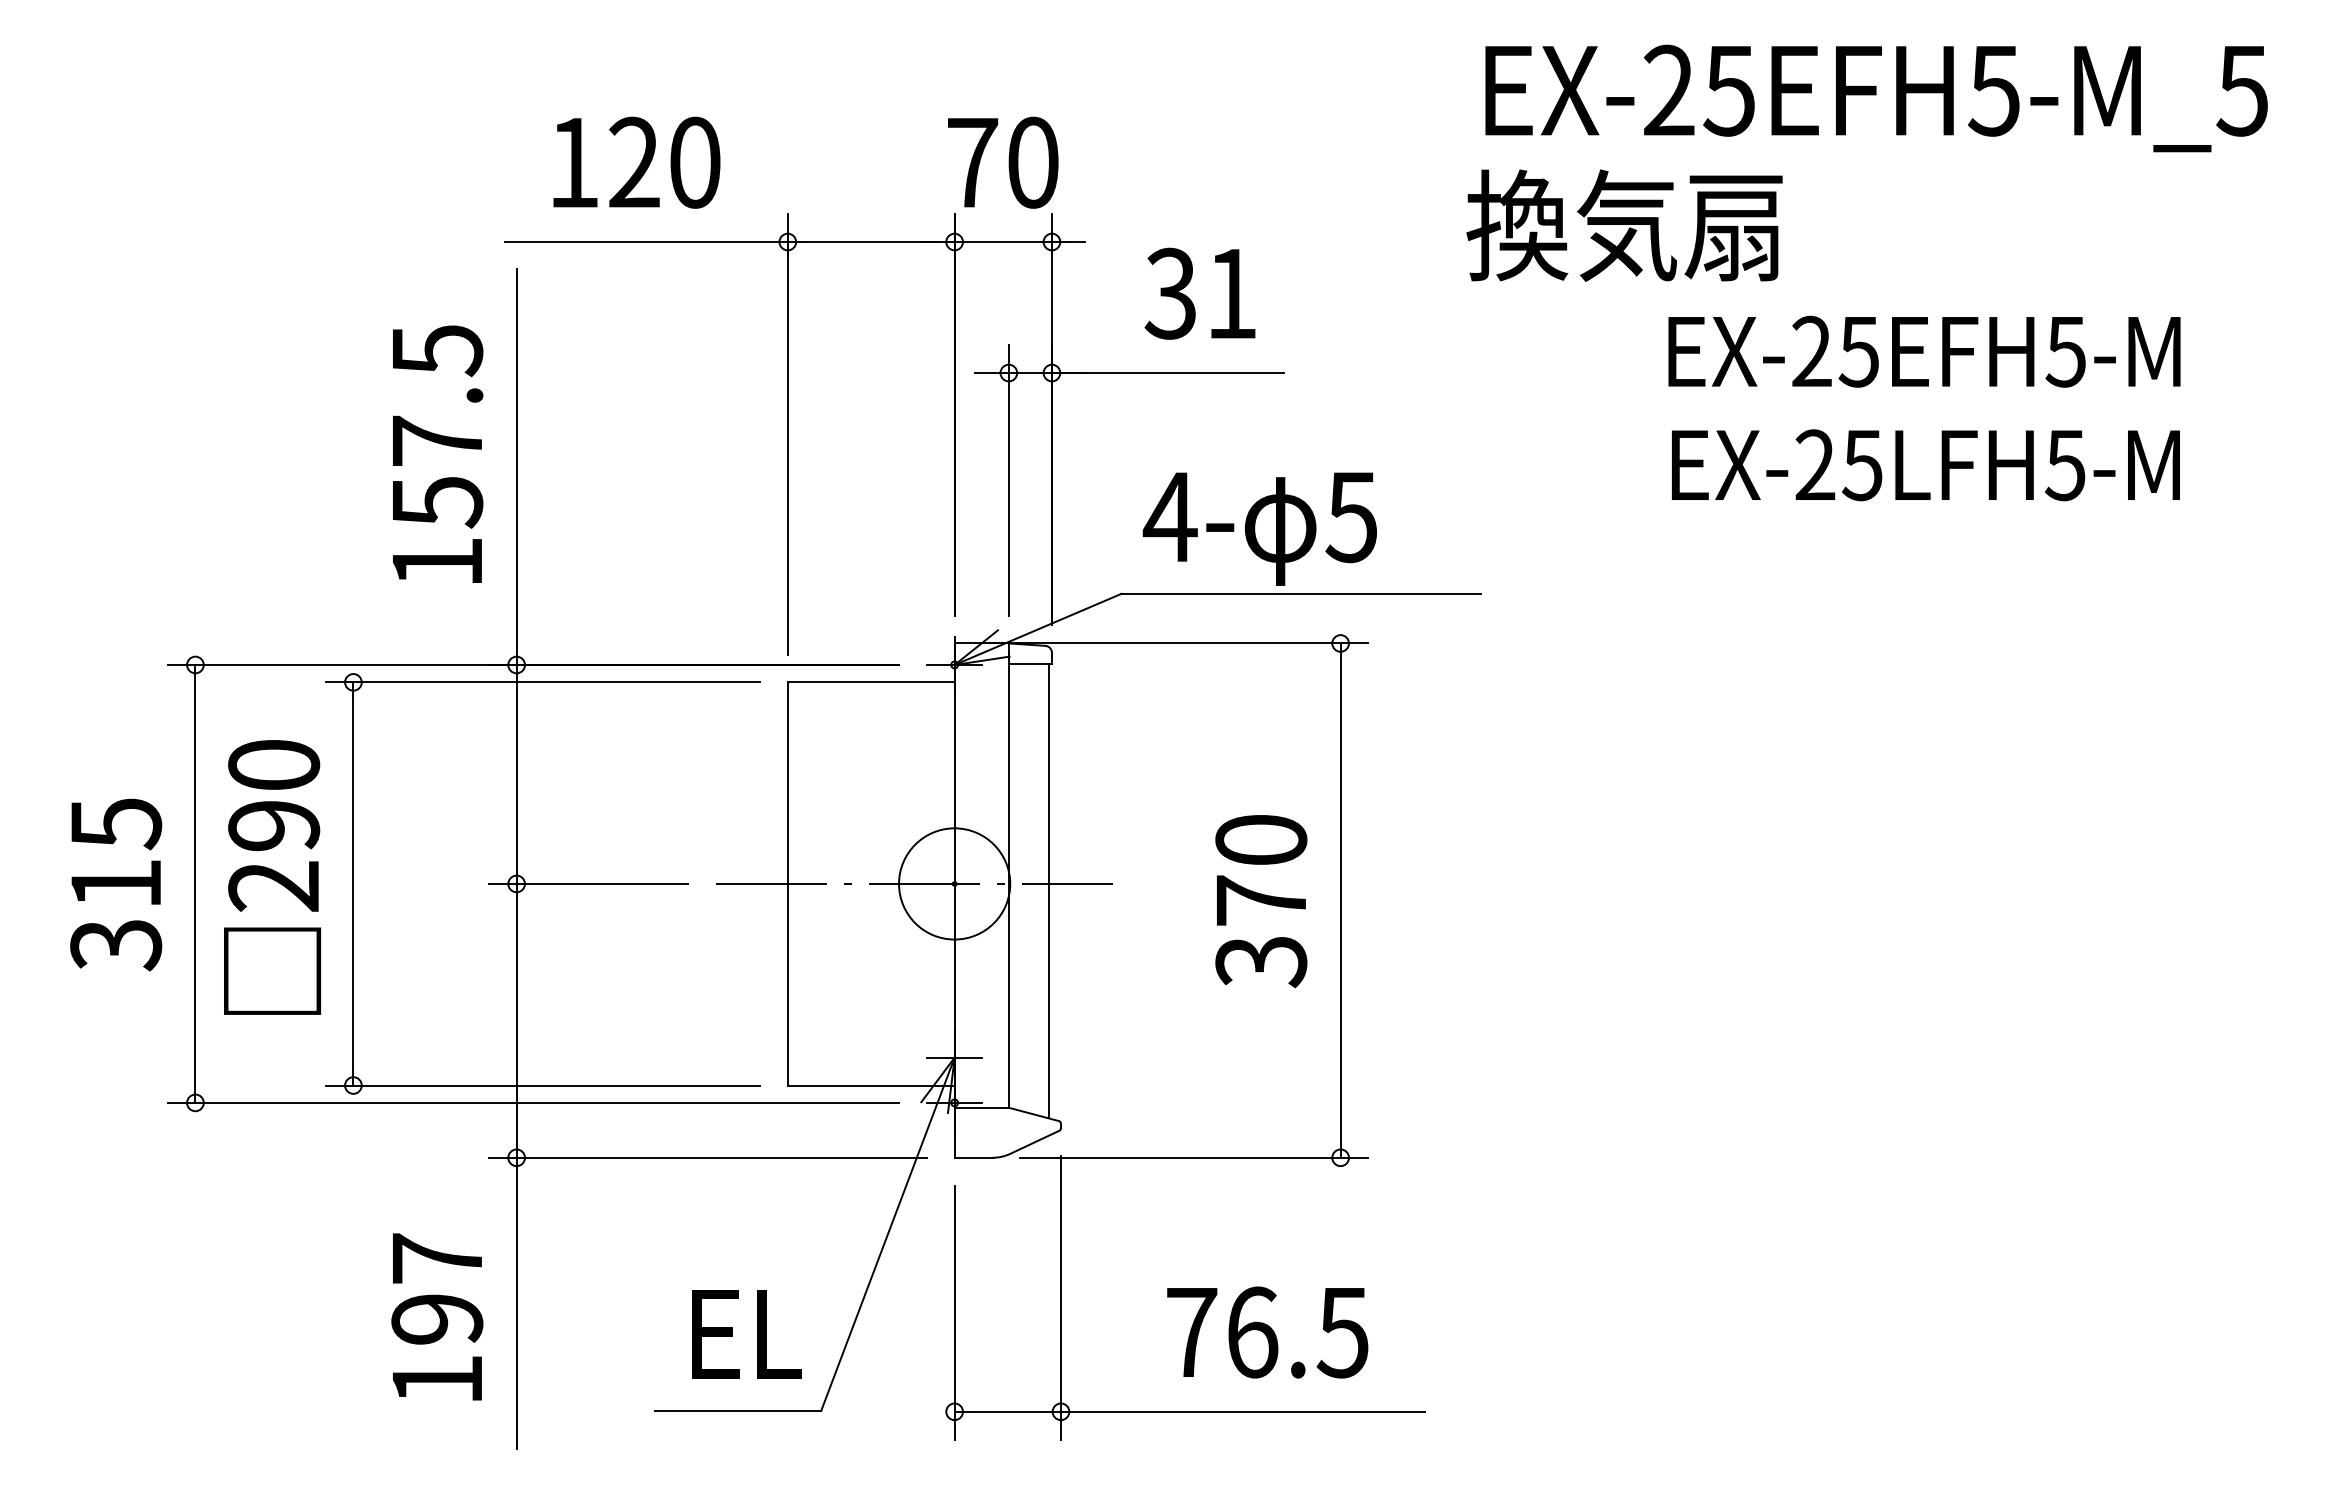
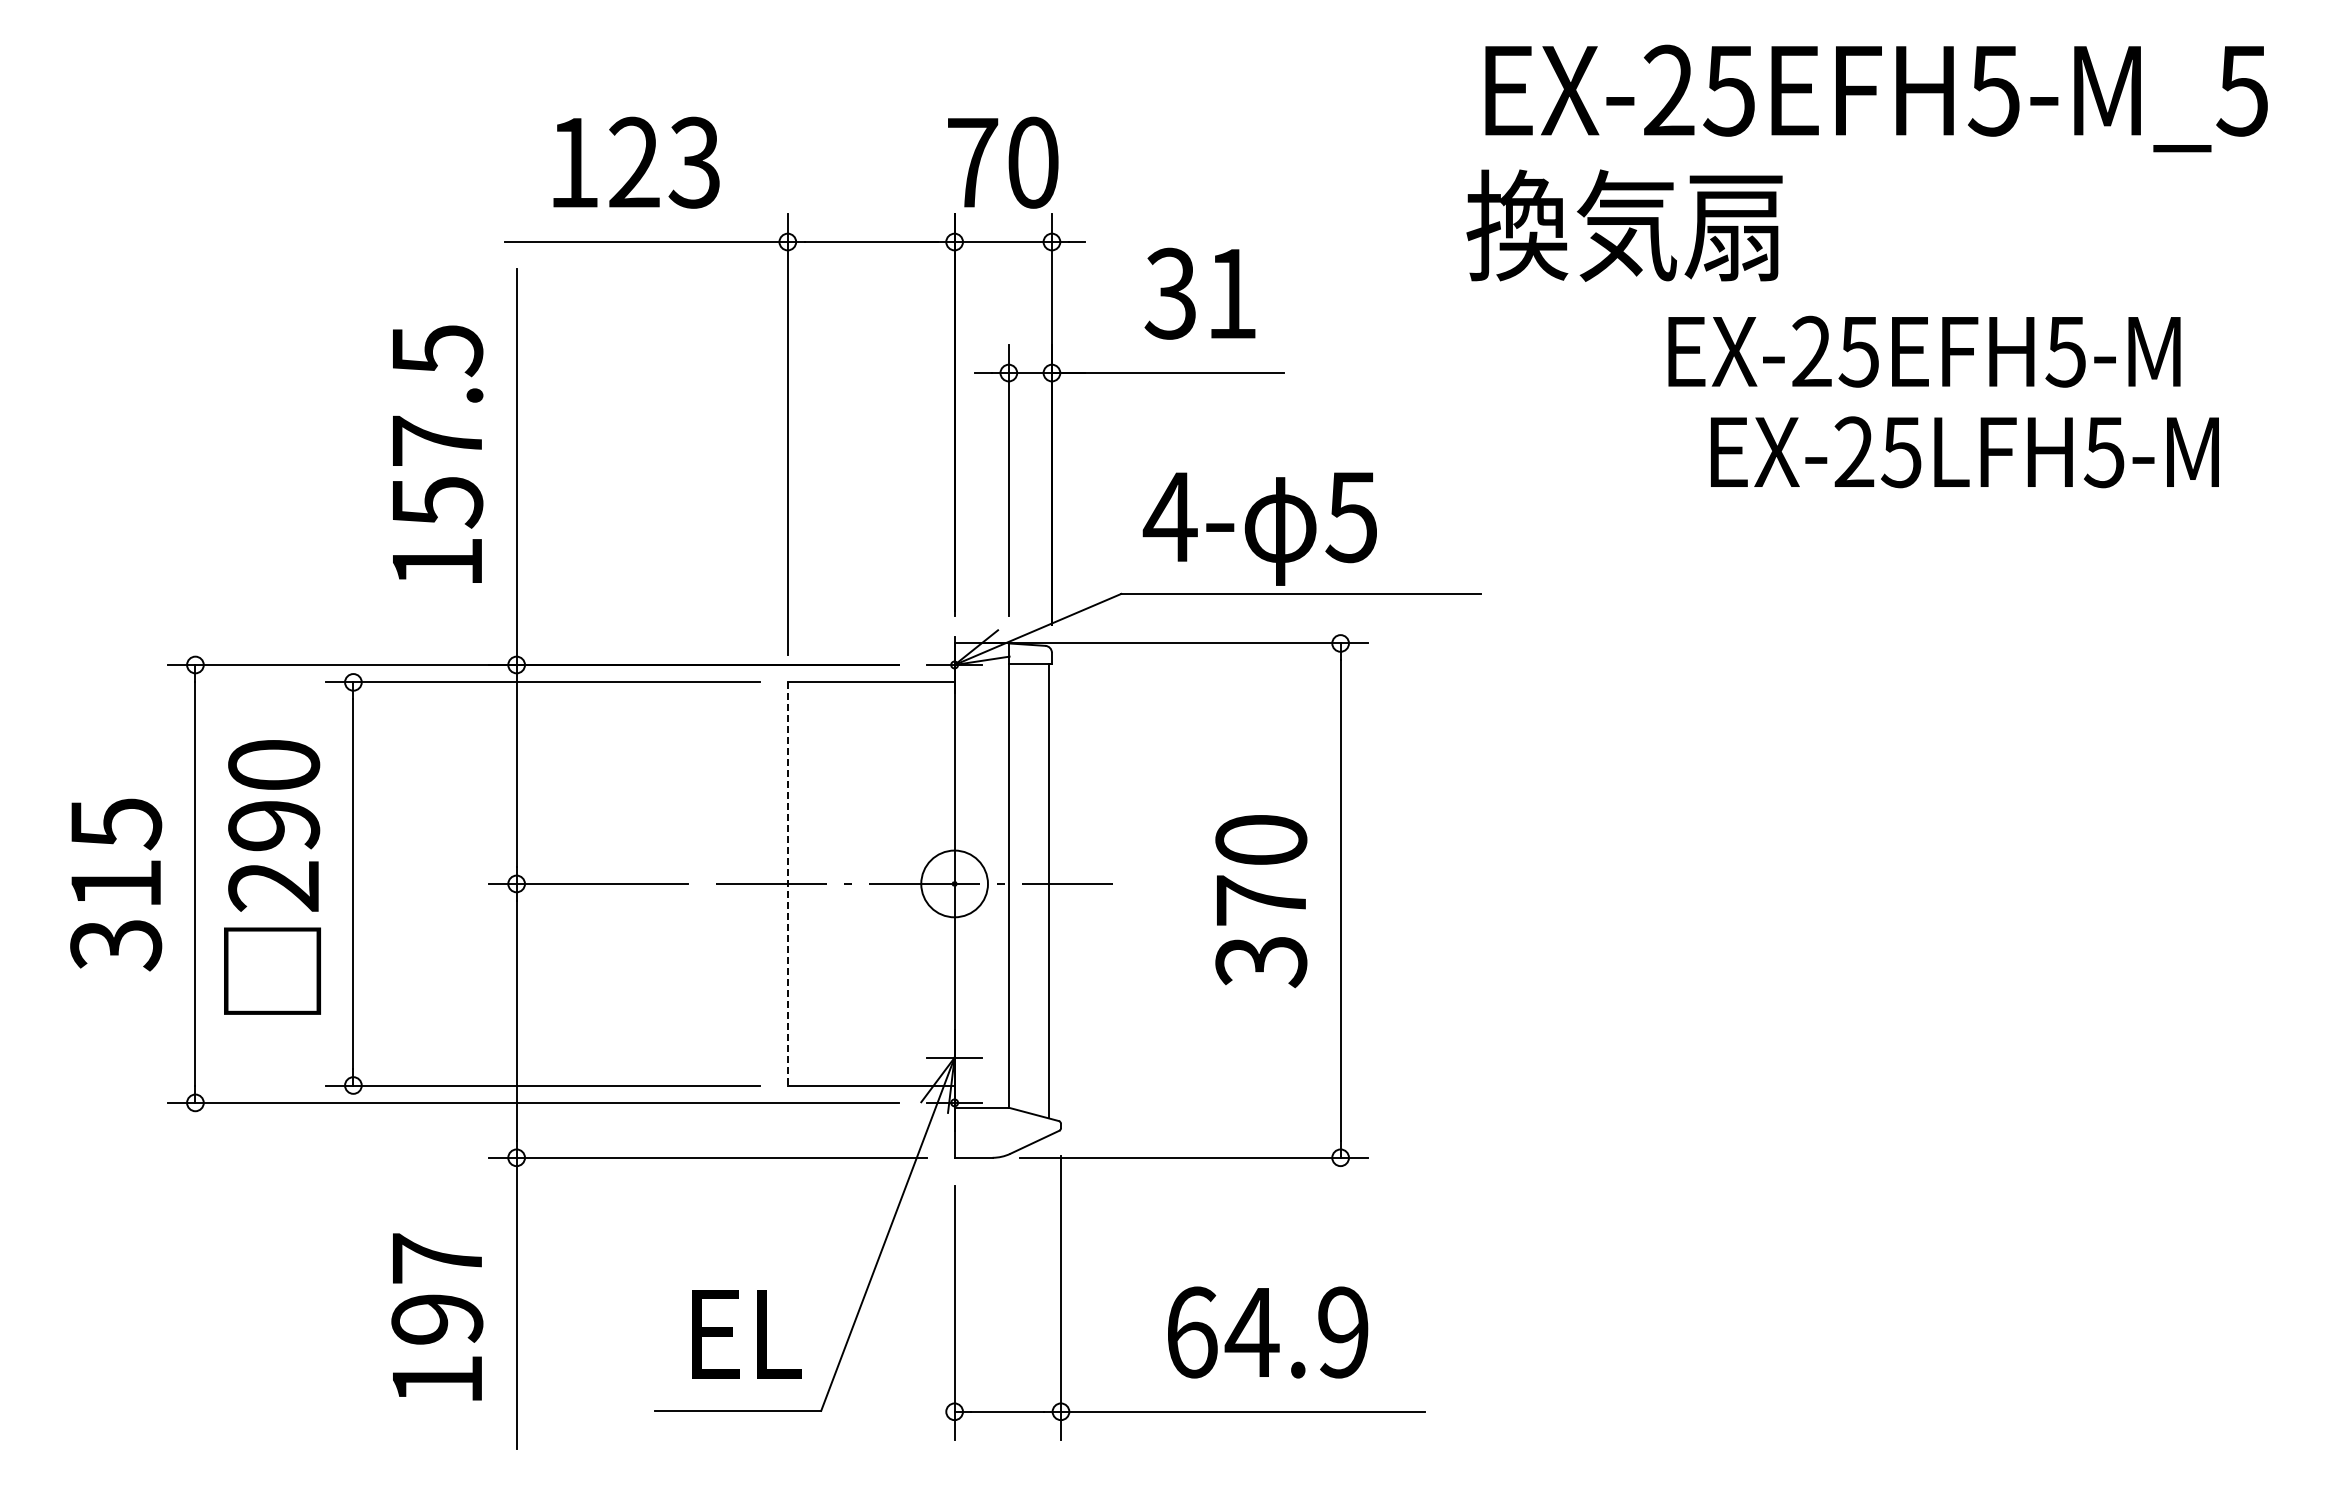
text: 120 -> 123 (694, 162)
text position: (1925, 465) -> (1964, 452) (1964, 452)
line: solid -> dashed (787, 883)
circle diameter: 111 px -> 67 px (954, 883)
text: 76.5 -> 64.9 (1267, 1332)
